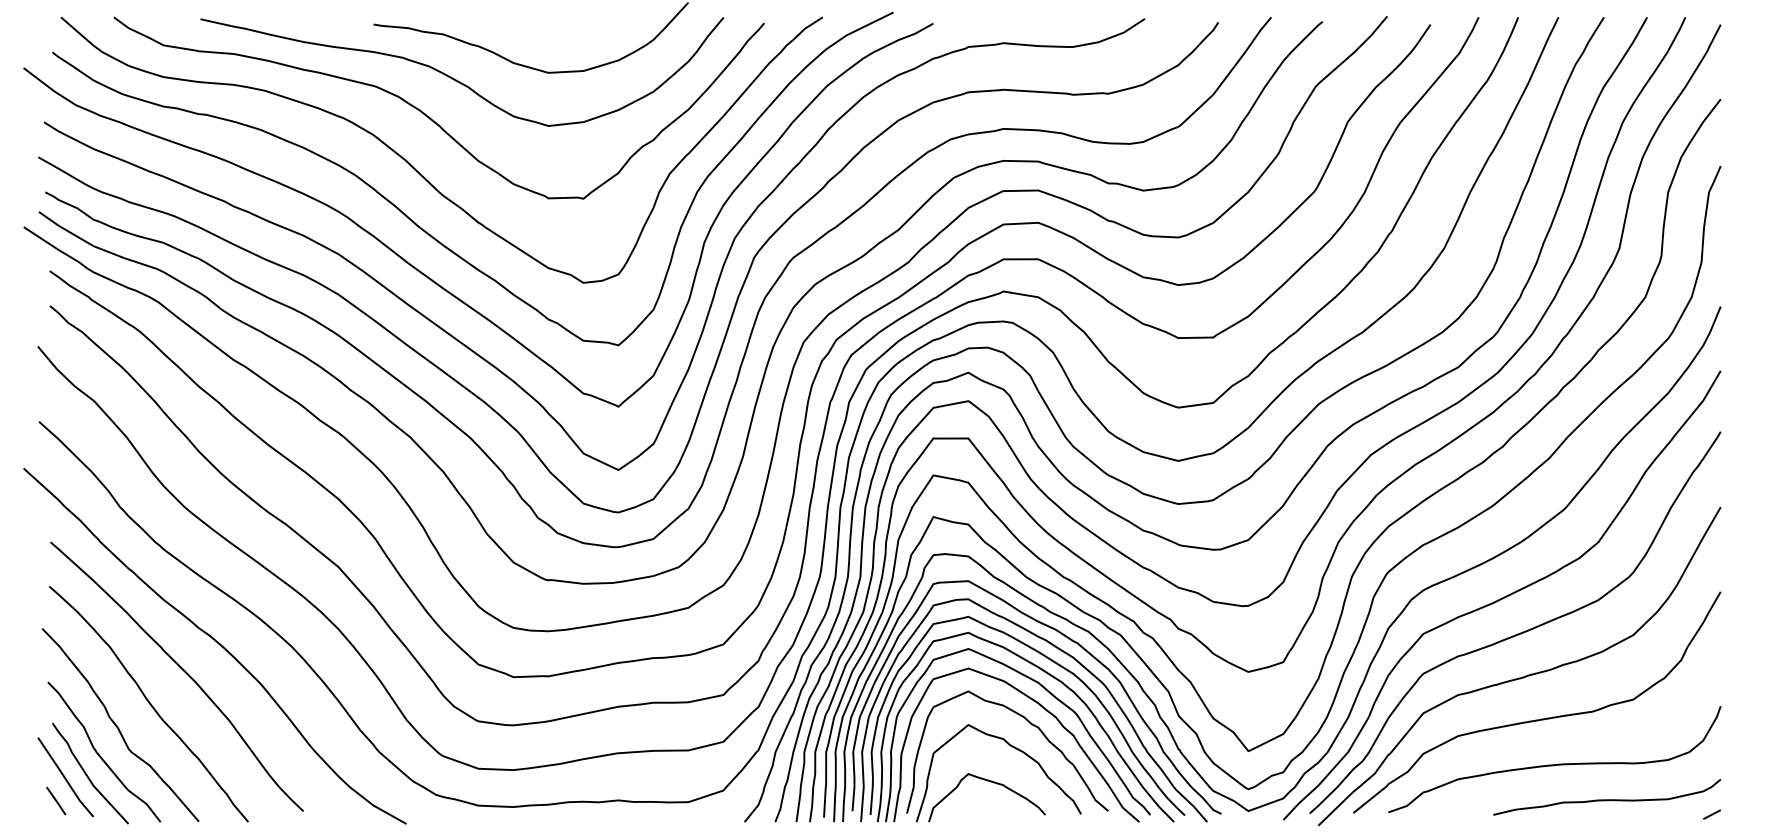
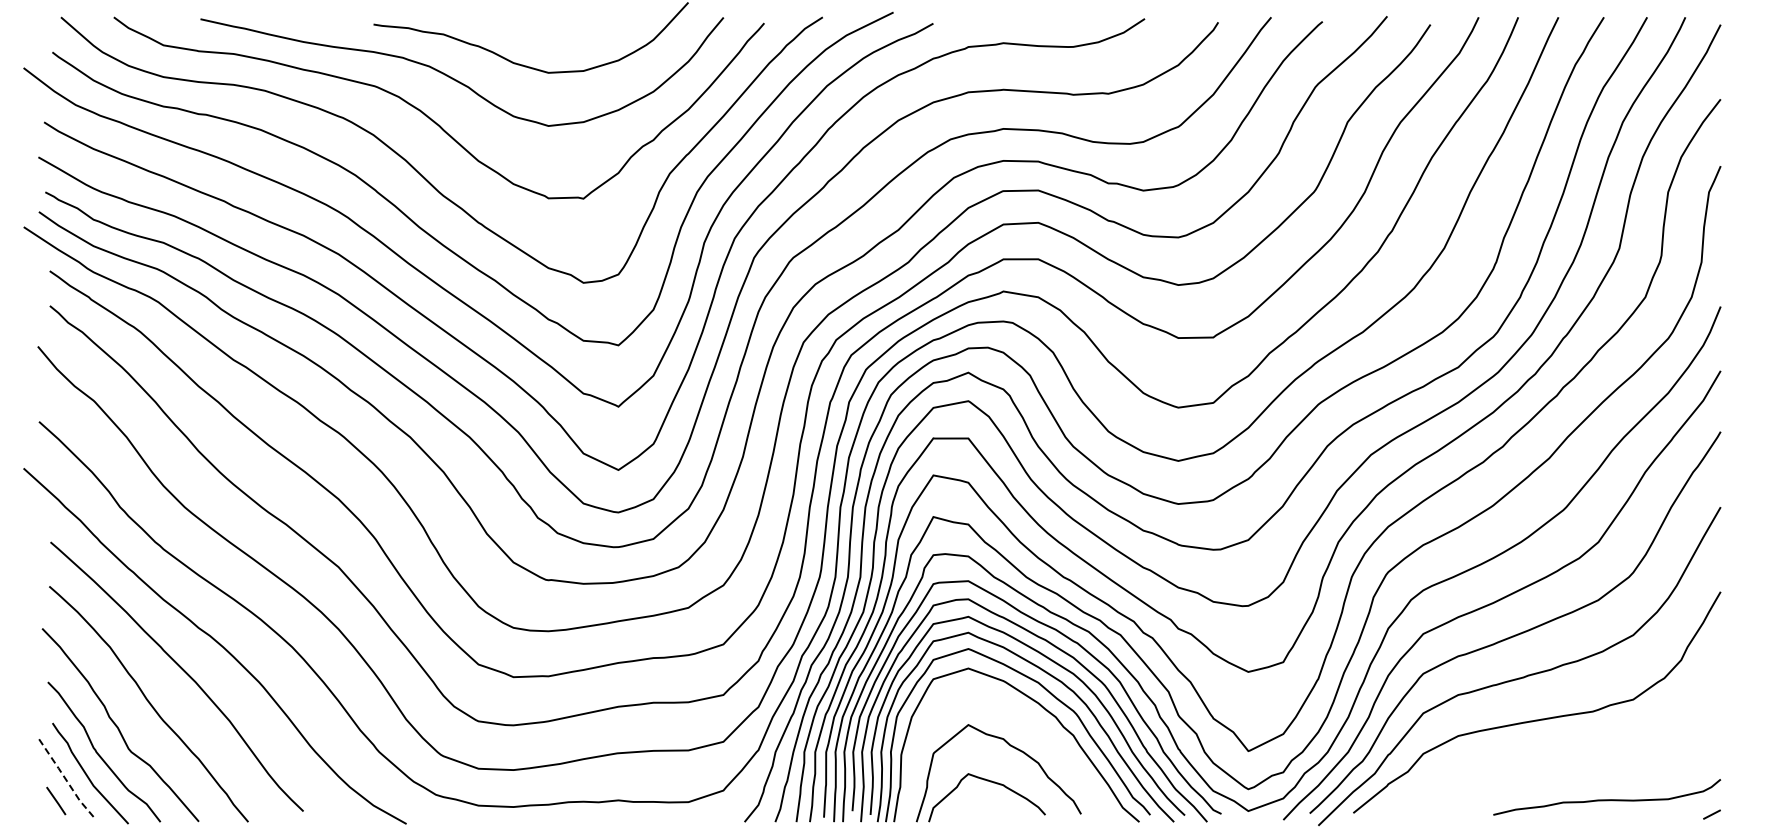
curve: present -> none (1030, 724)
curve: present -> none (1554, 764)
line: solid -> dashed (65, 778)
